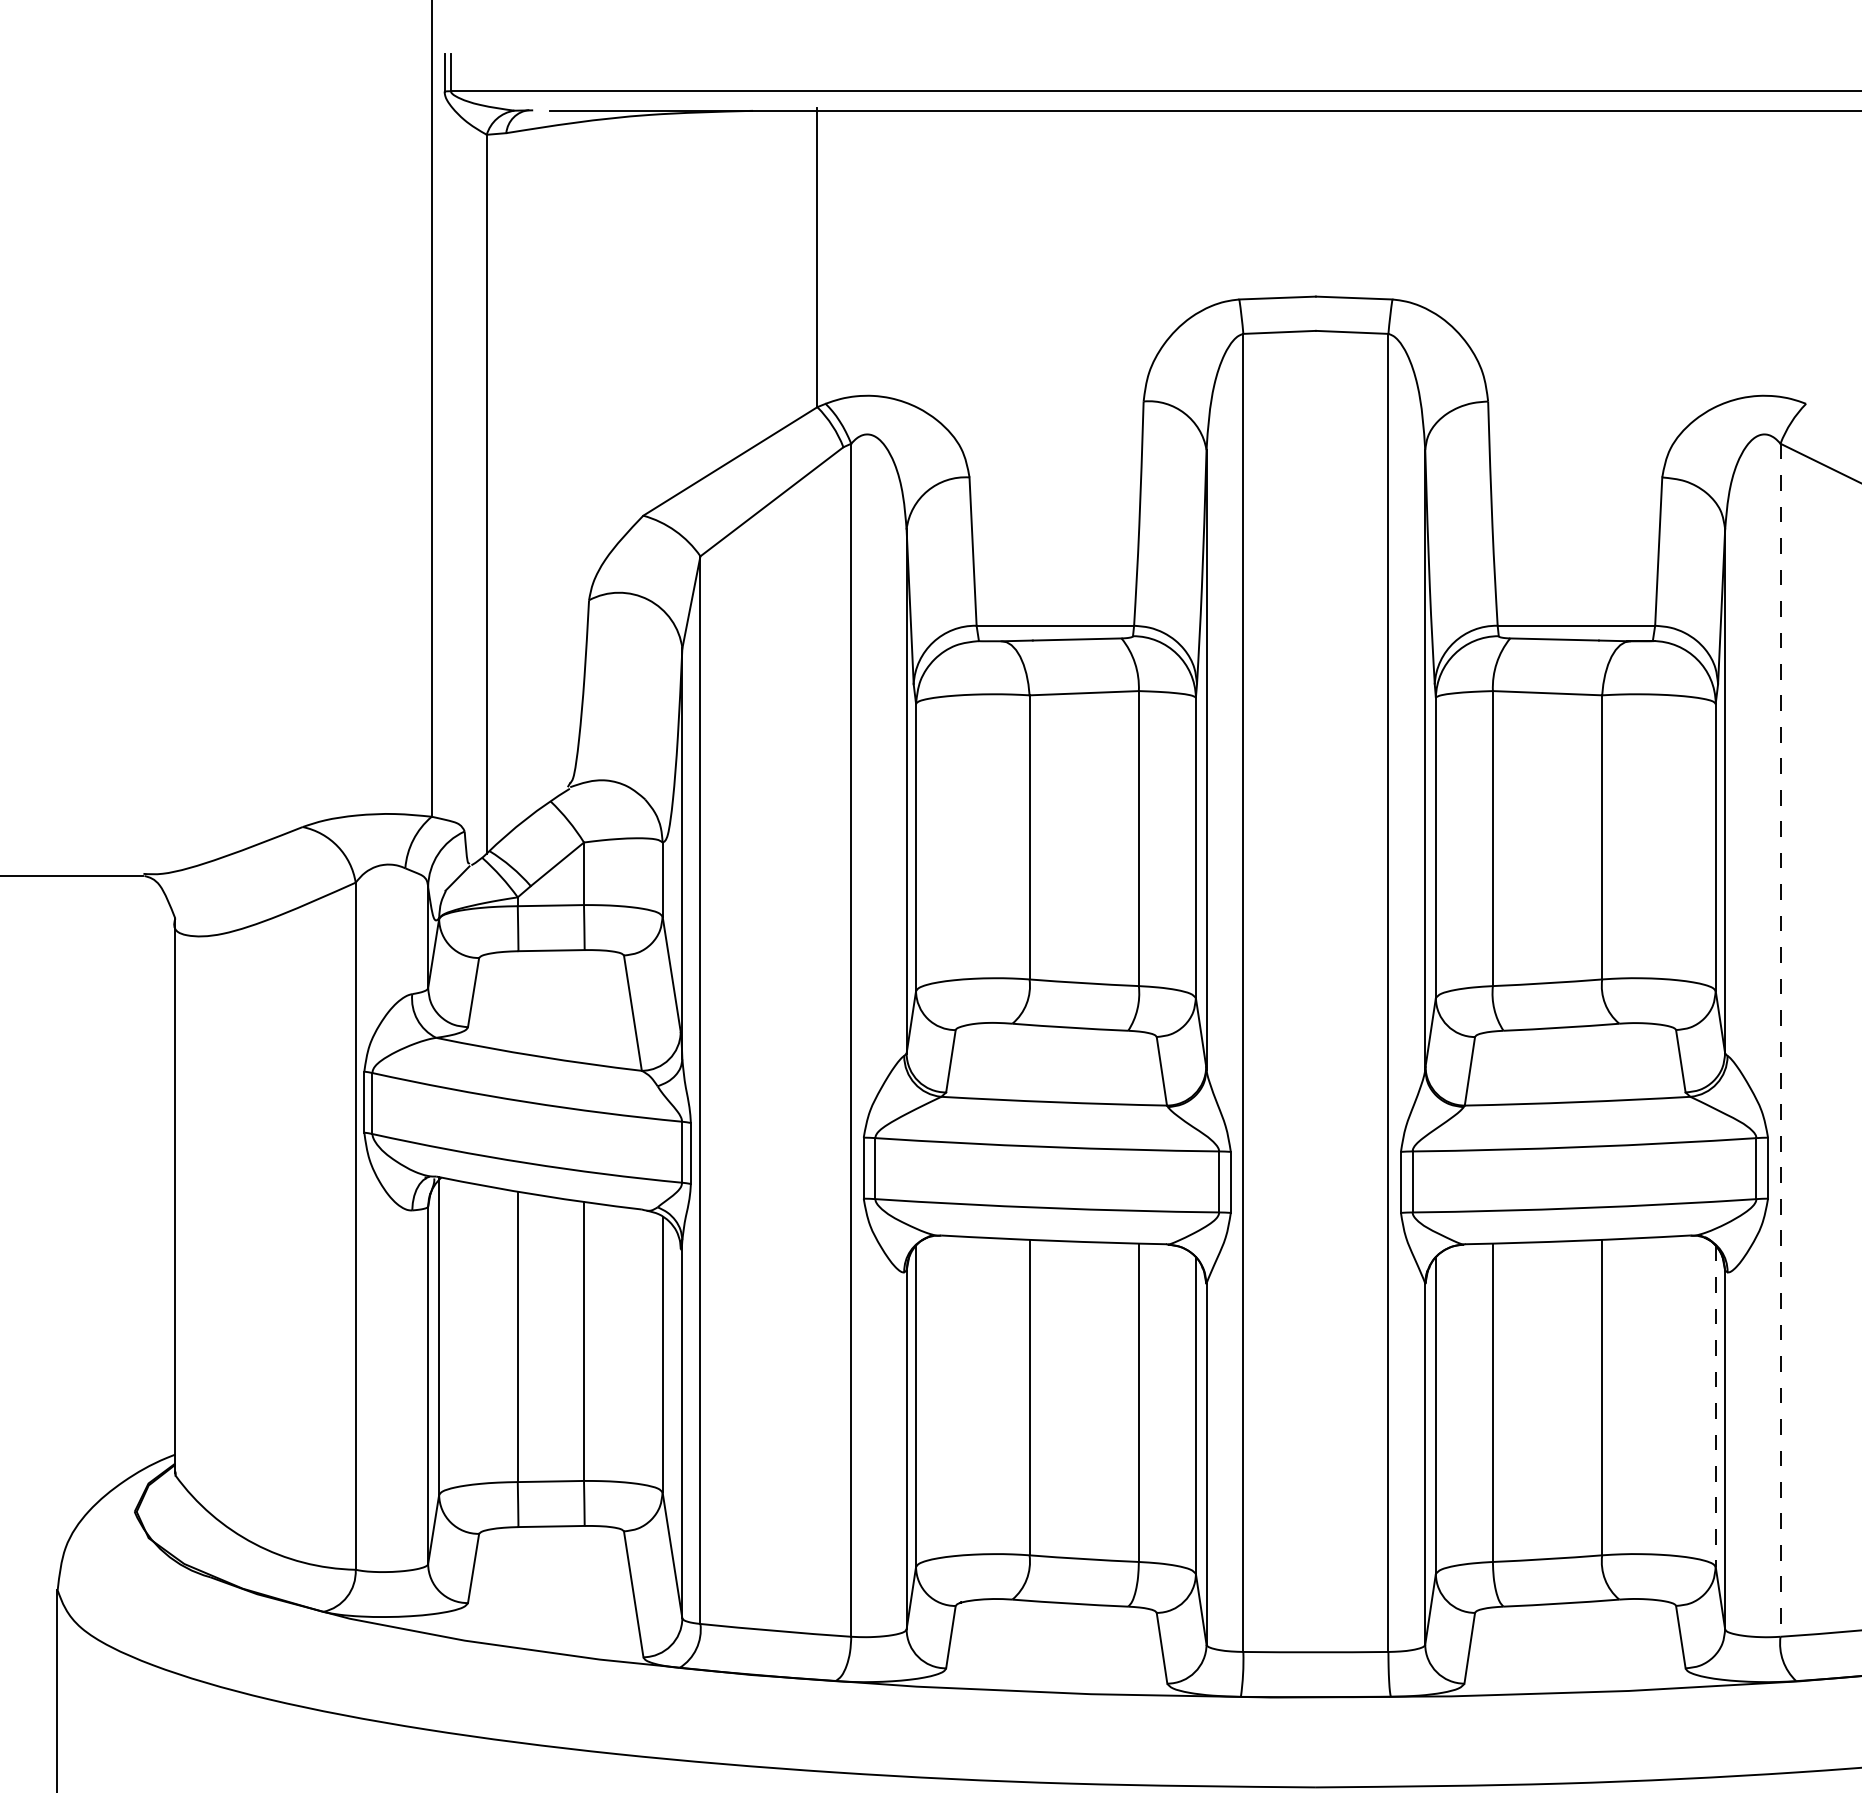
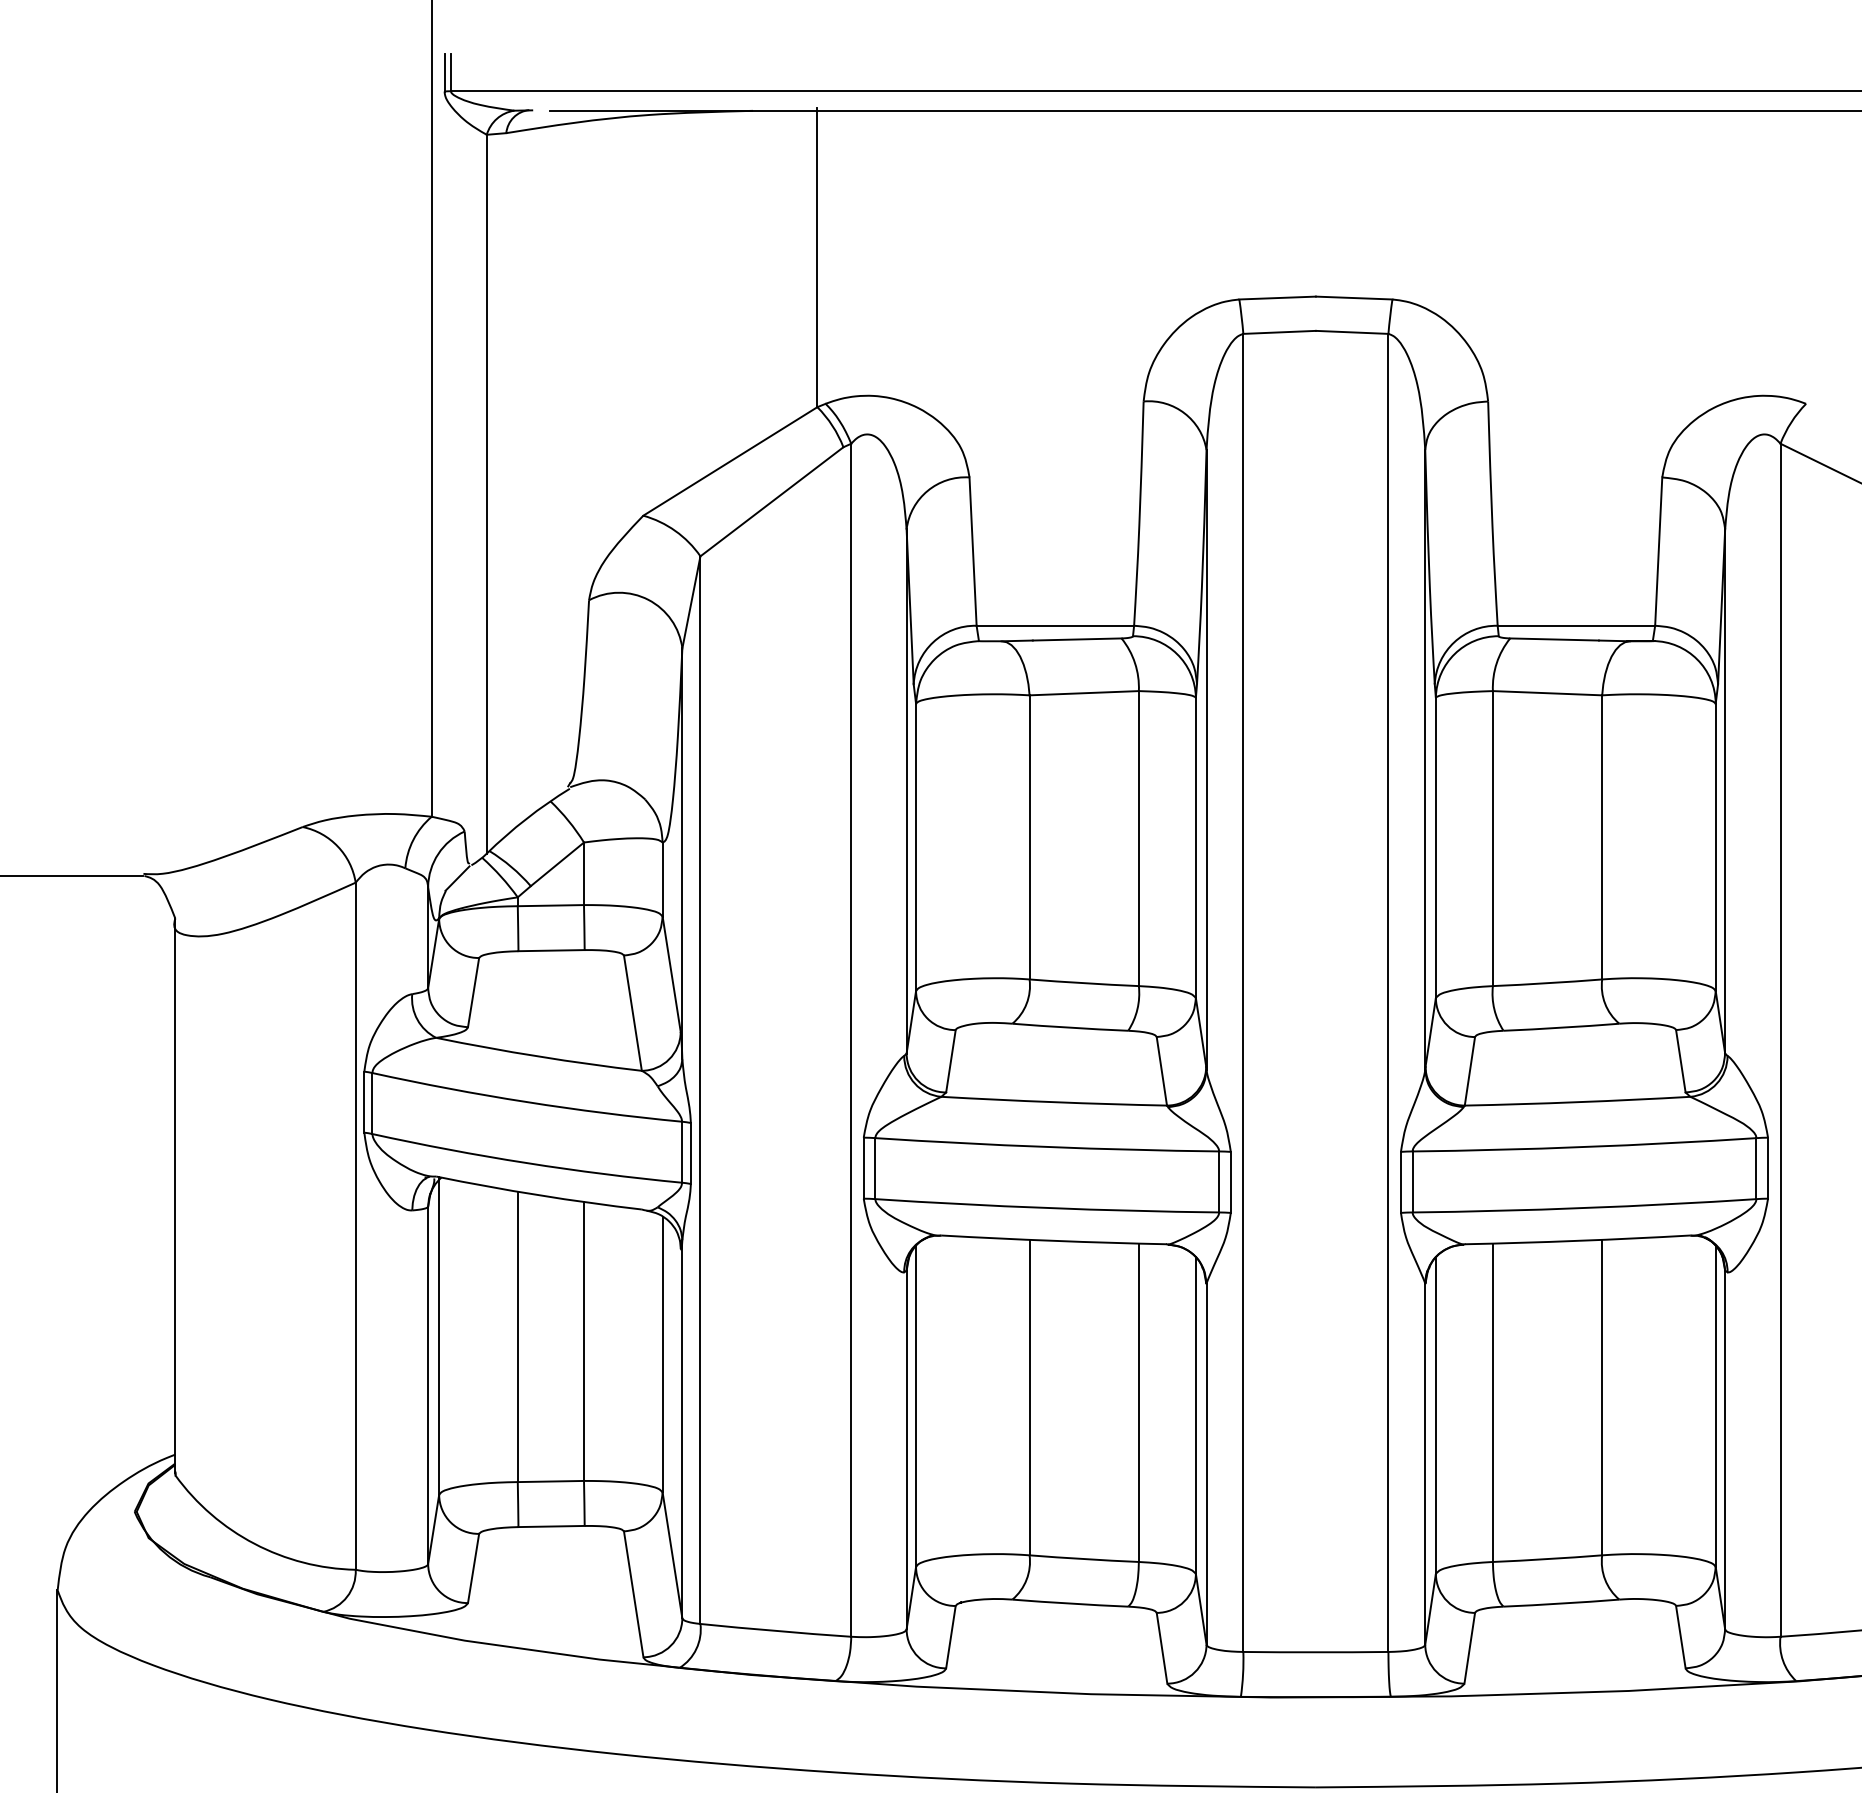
line: dashed -> solid (1780, 1040)
line: dashed -> solid (1715, 1406)
